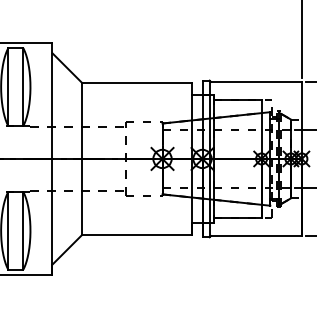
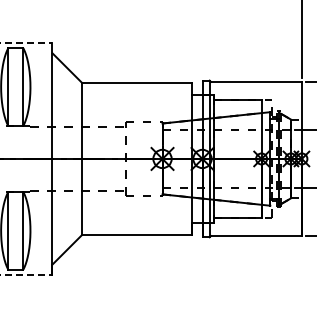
line: solid -> dashed (26, 43)
line: solid -> dashed (26, 274)
